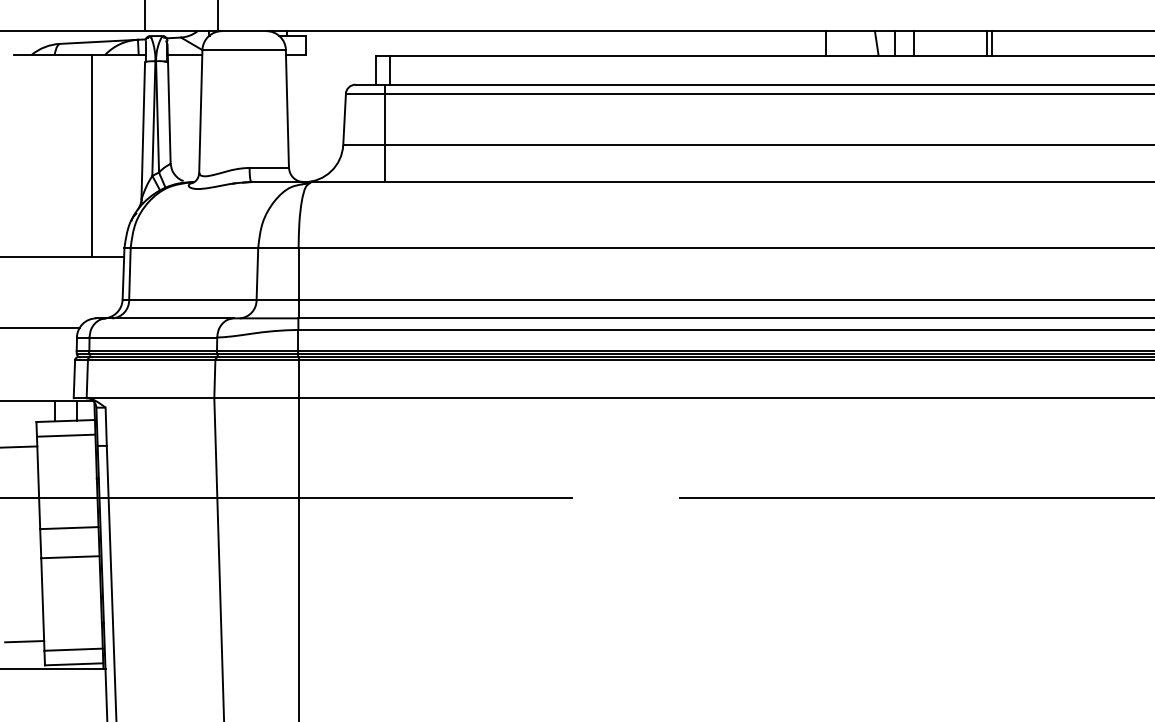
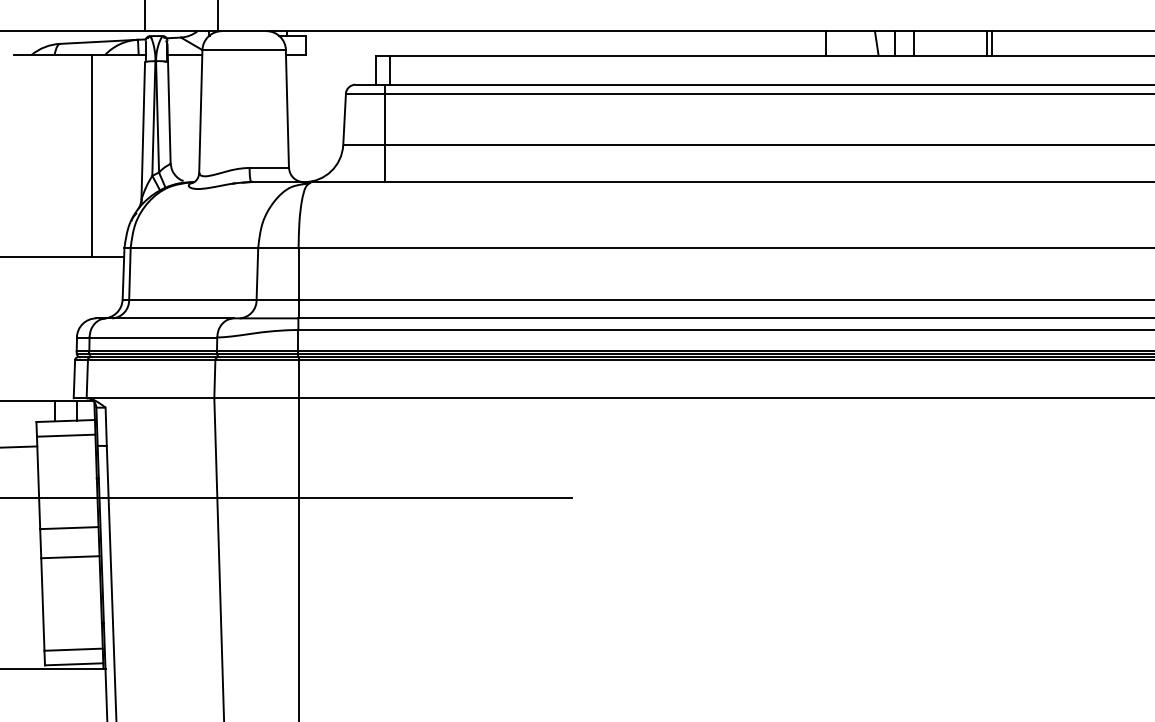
line: present -> none (40, 327)
line: present -> none (914, 498)
line: present -> none (24, 641)
